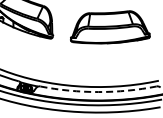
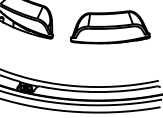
arc: dashed -> solid (98, 92)
